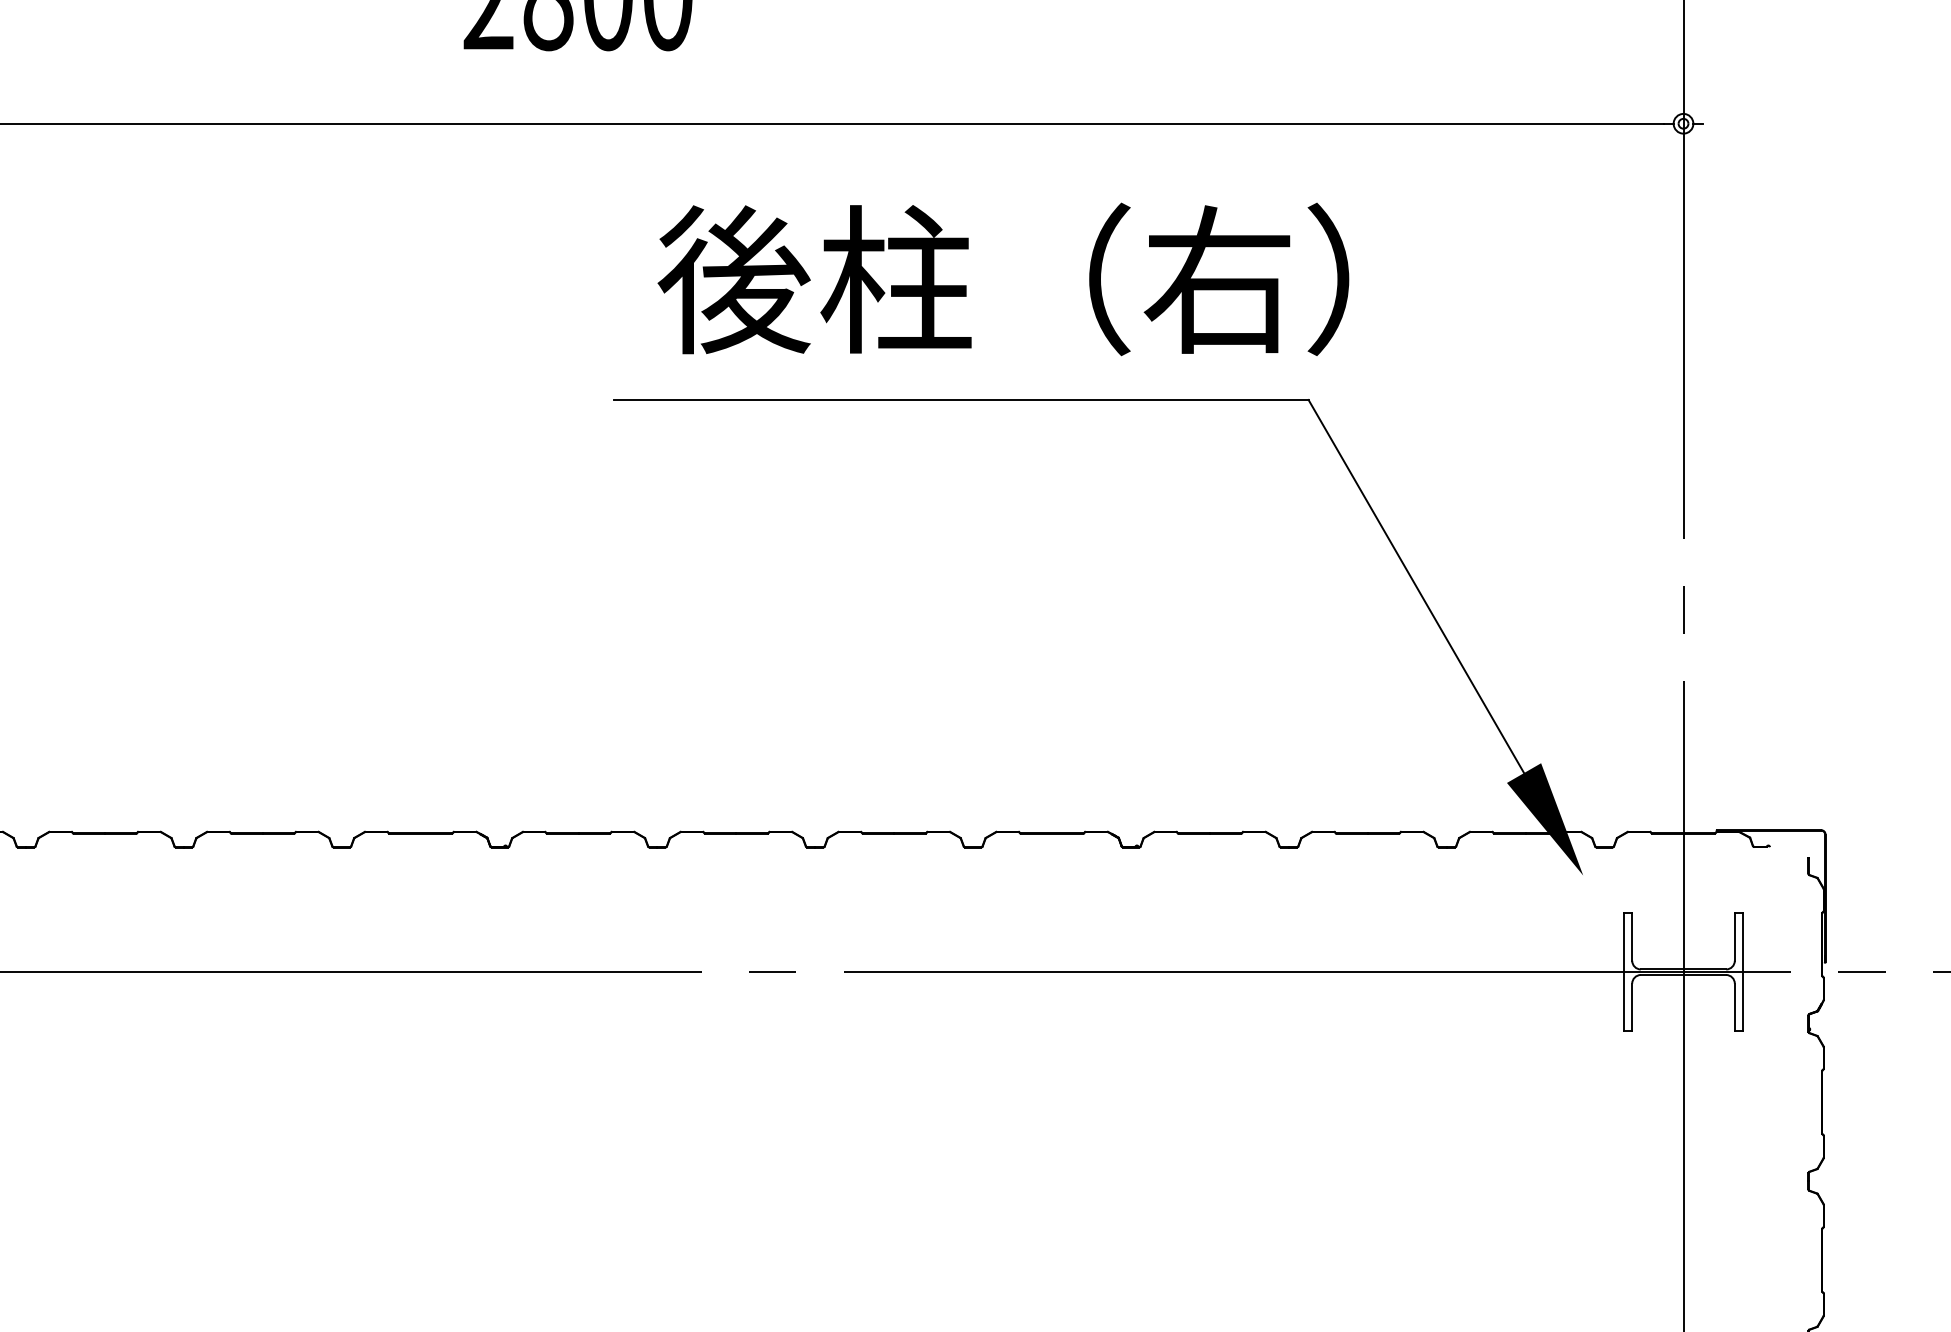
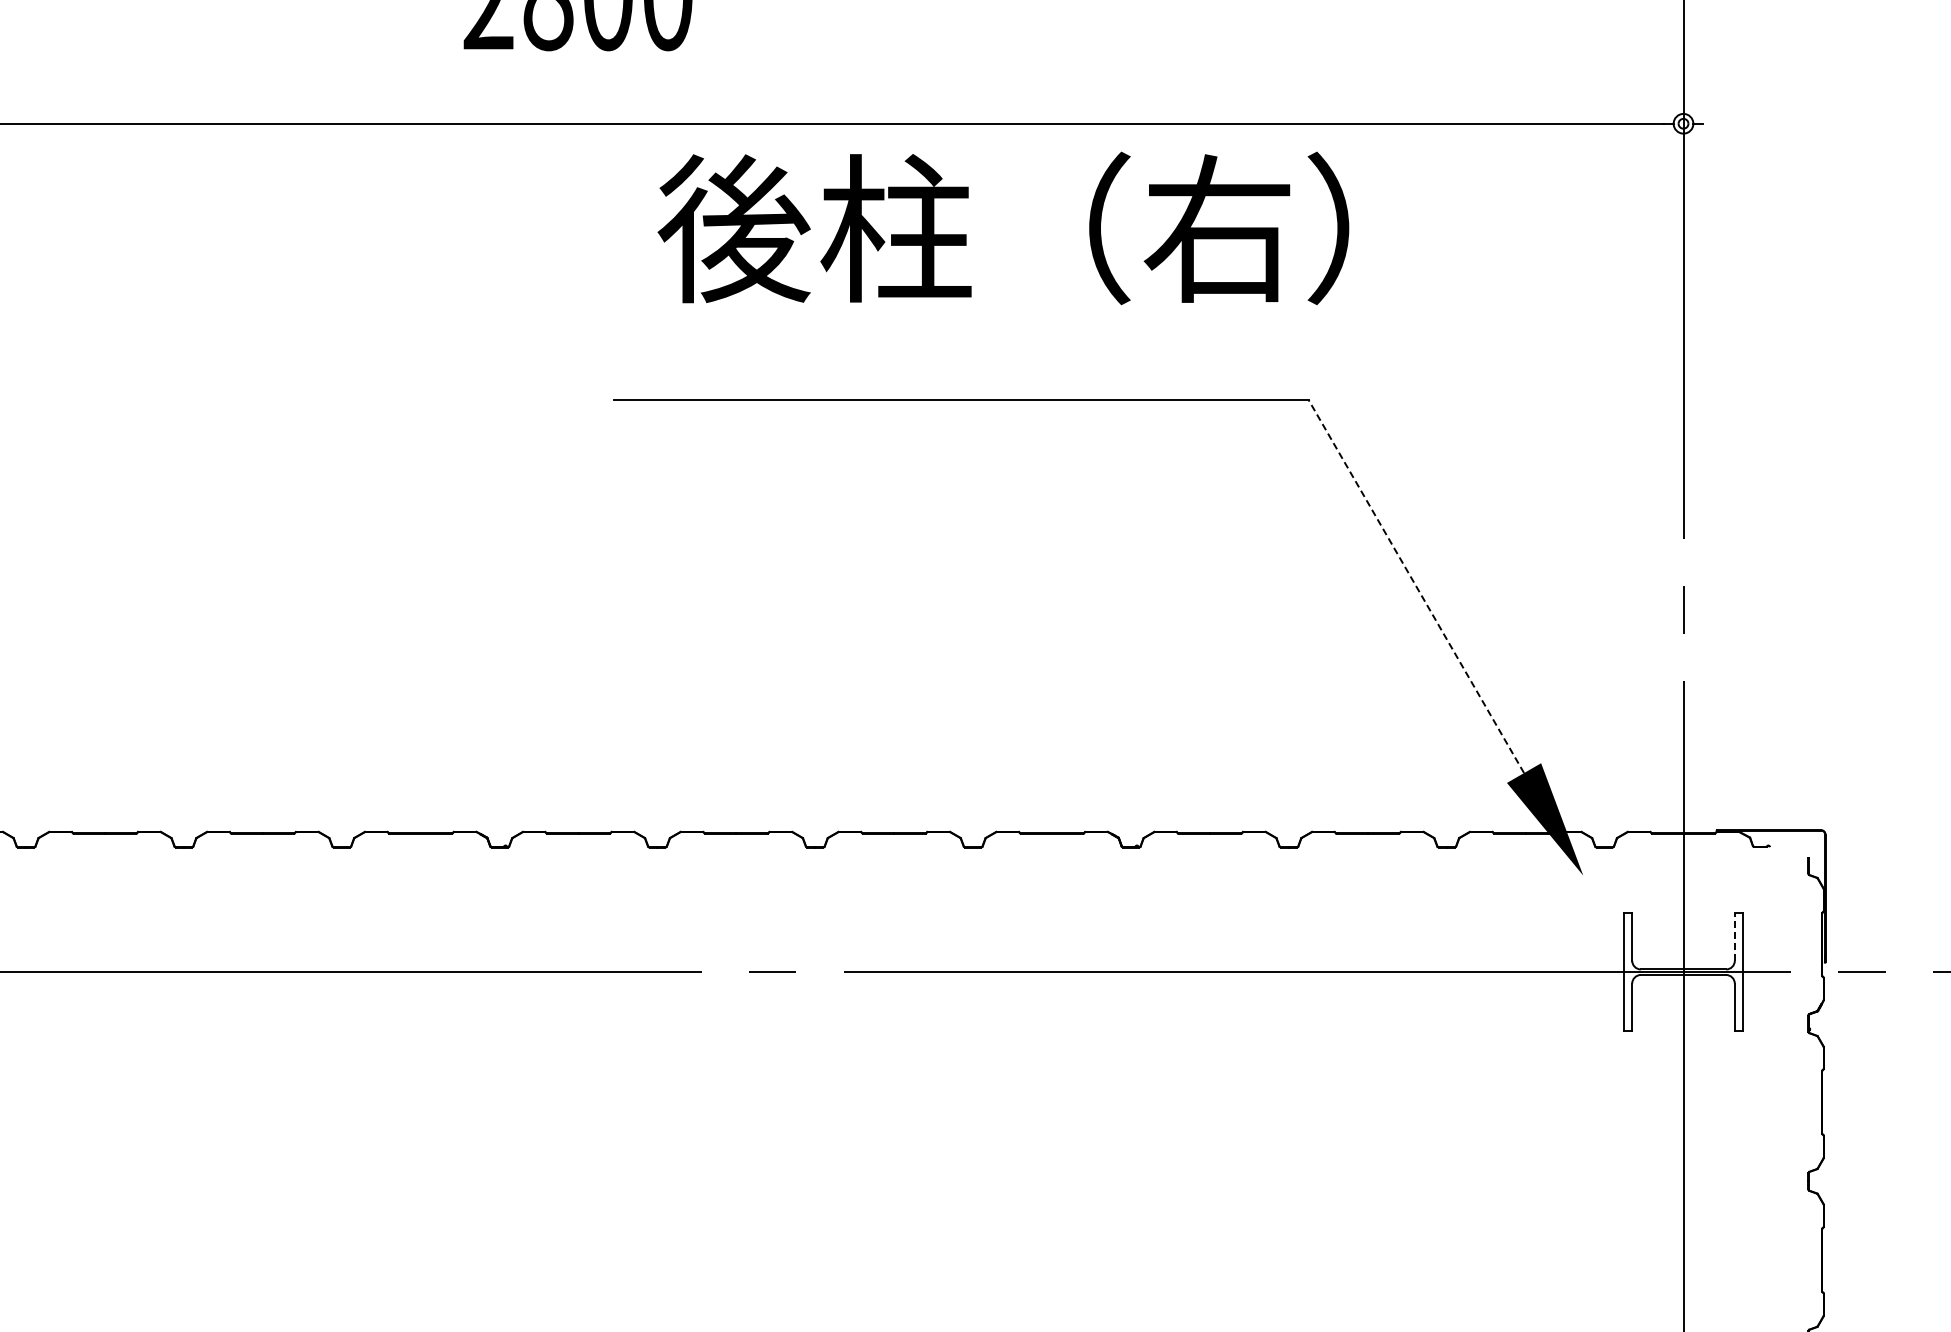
text position: (1003, 279) -> (1003, 228) (1003, 228)
line: solid -> dashed (1416, 586)
line: solid -> dashed (1734, 936)
